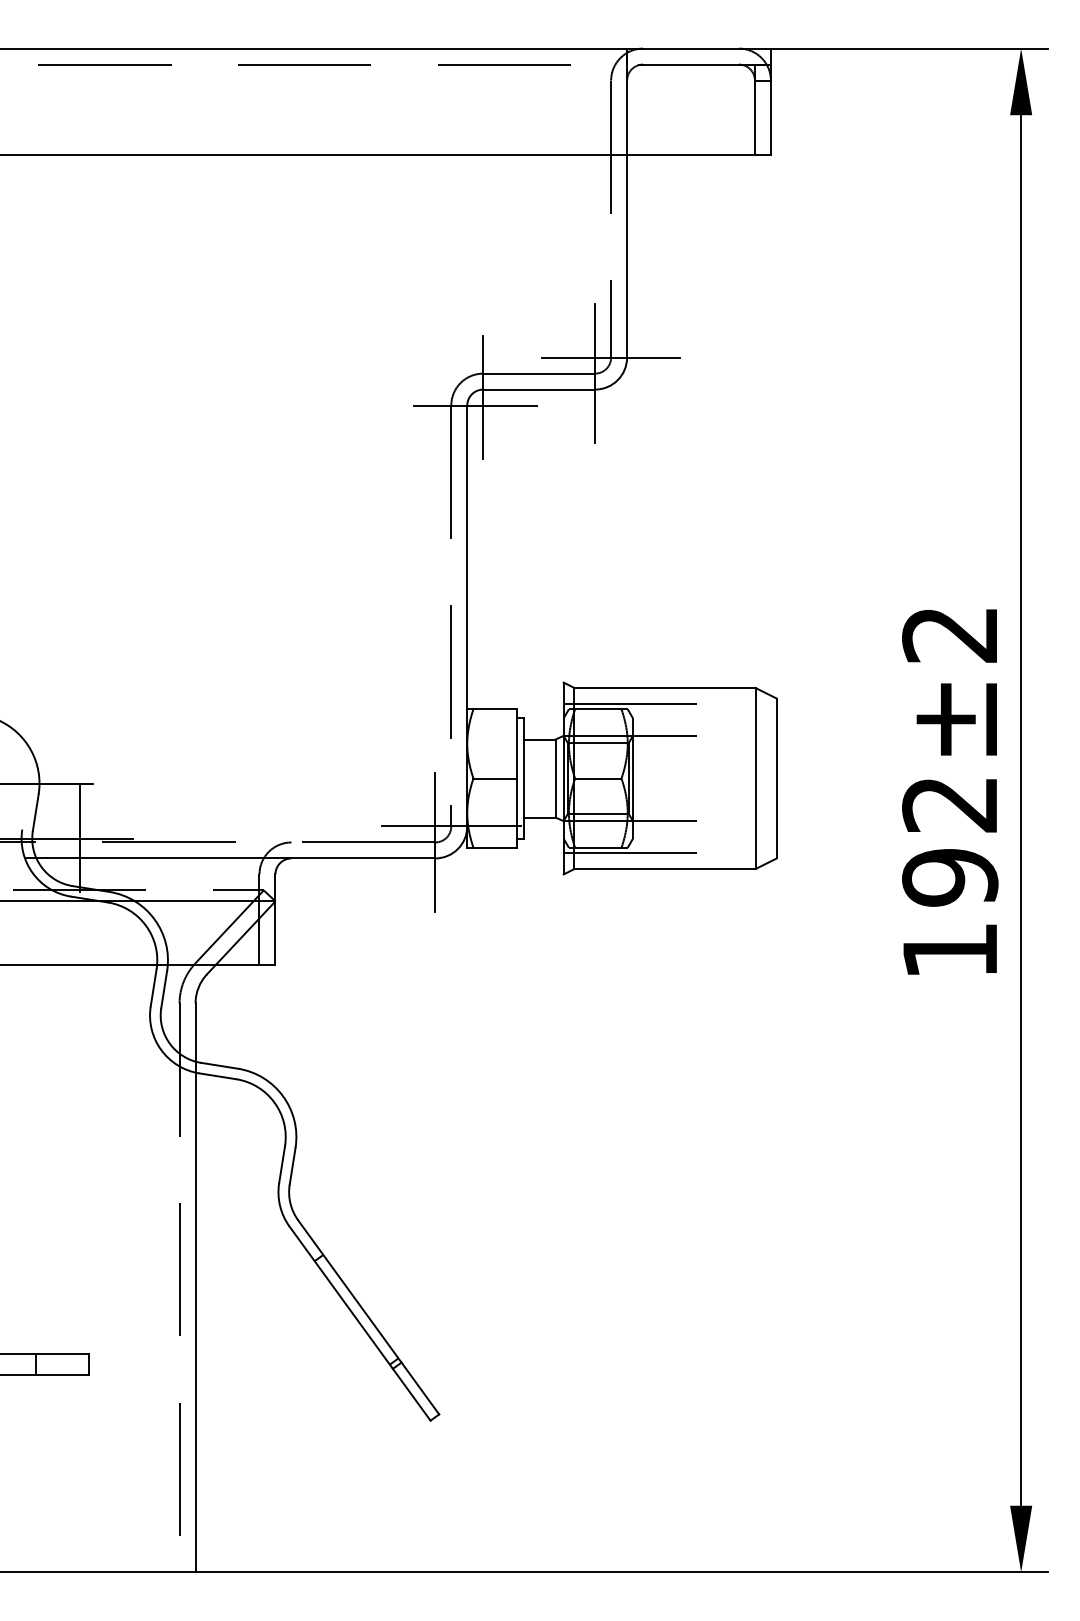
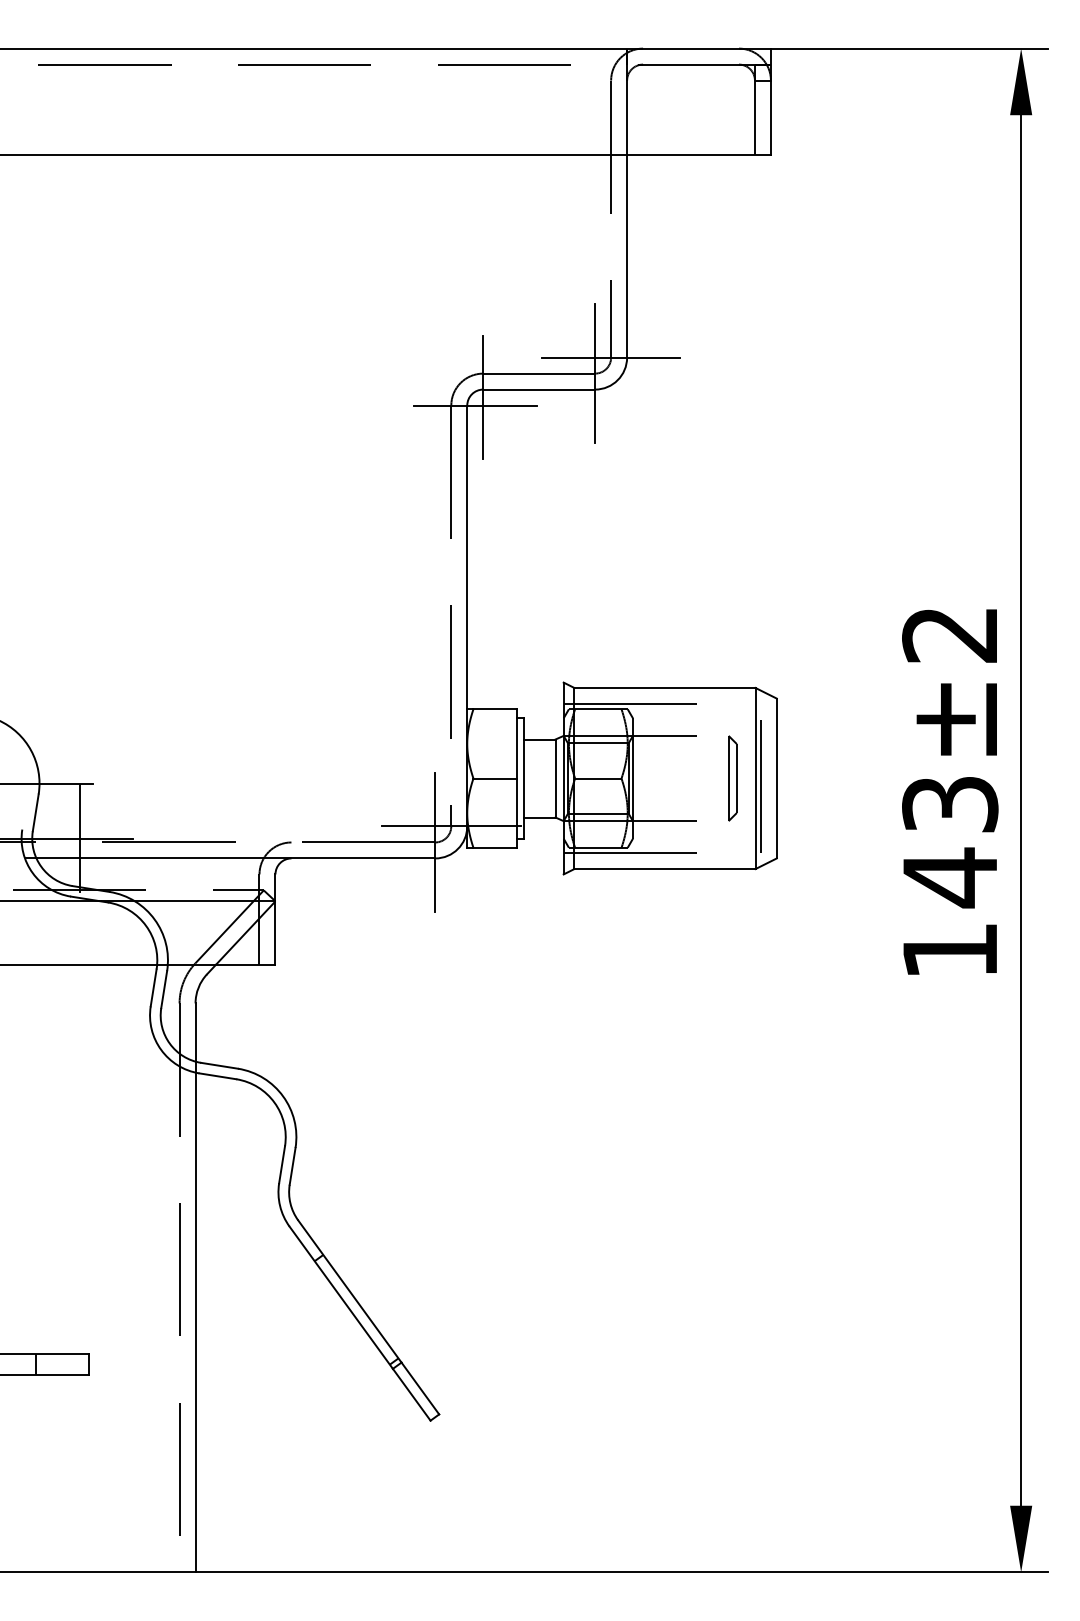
part: none -> present (732, 778)
line: none -> present (760, 778)
text: 192 -> 143 (950, 842)
